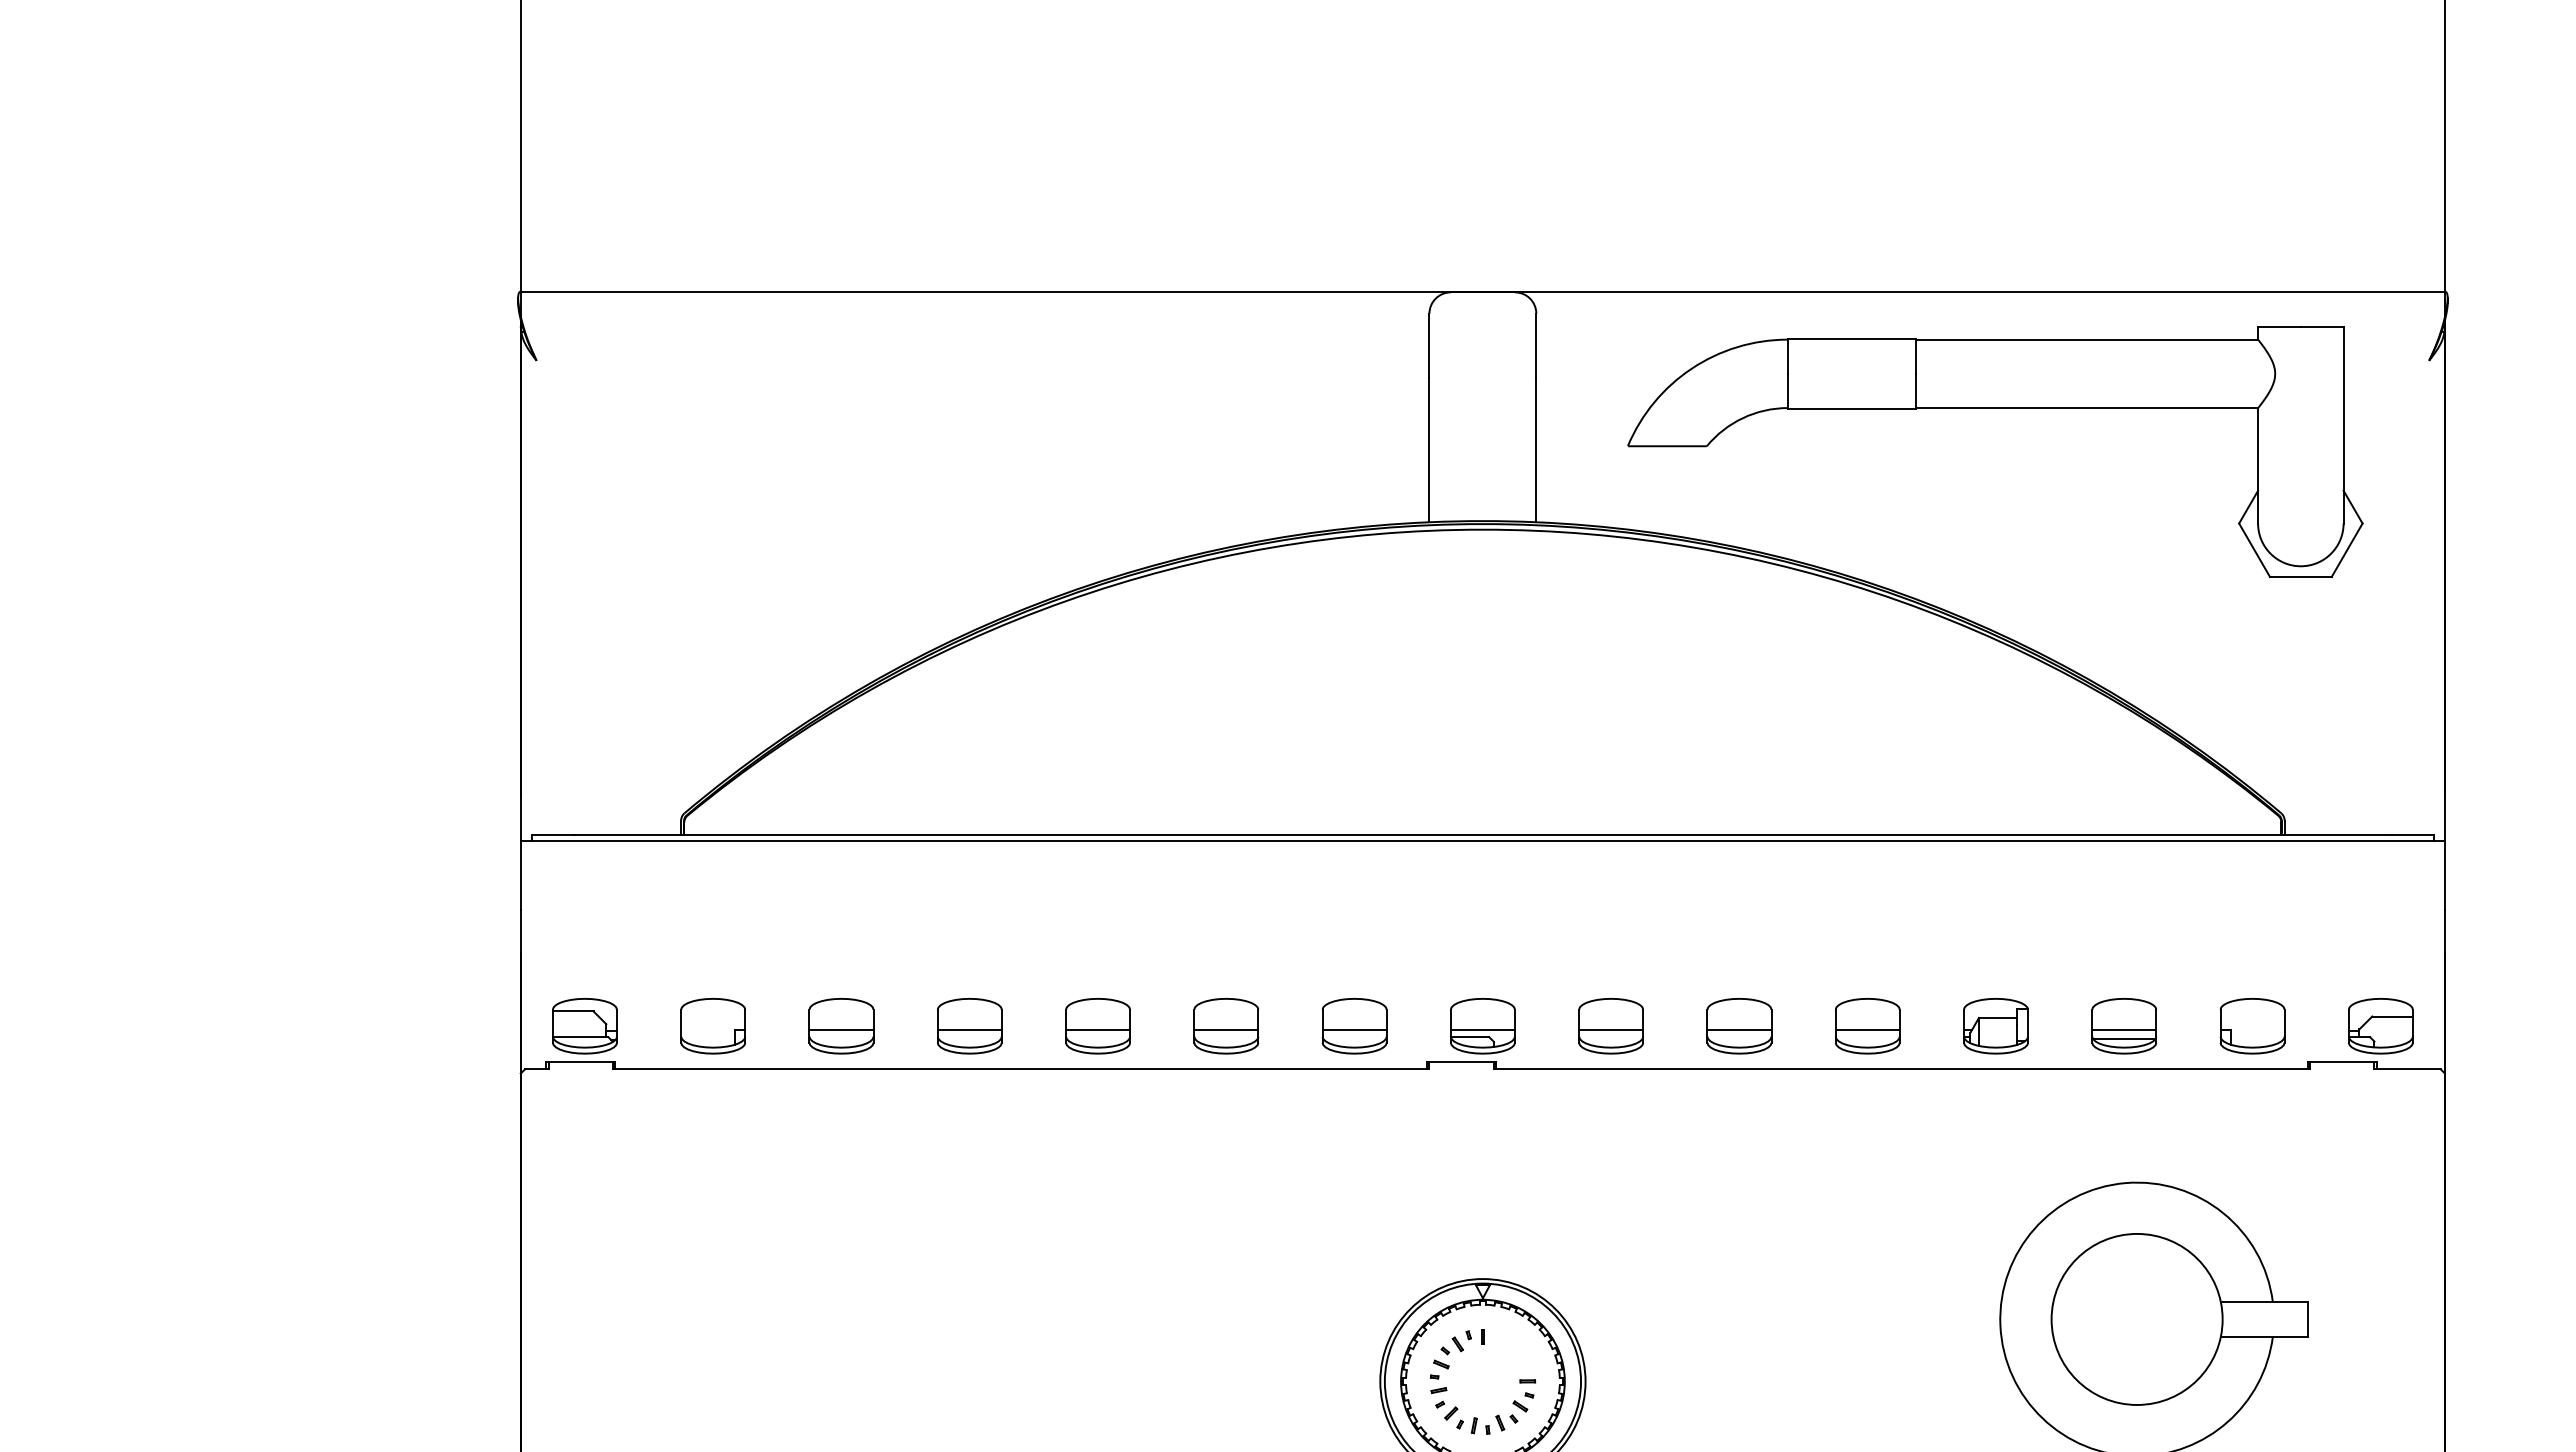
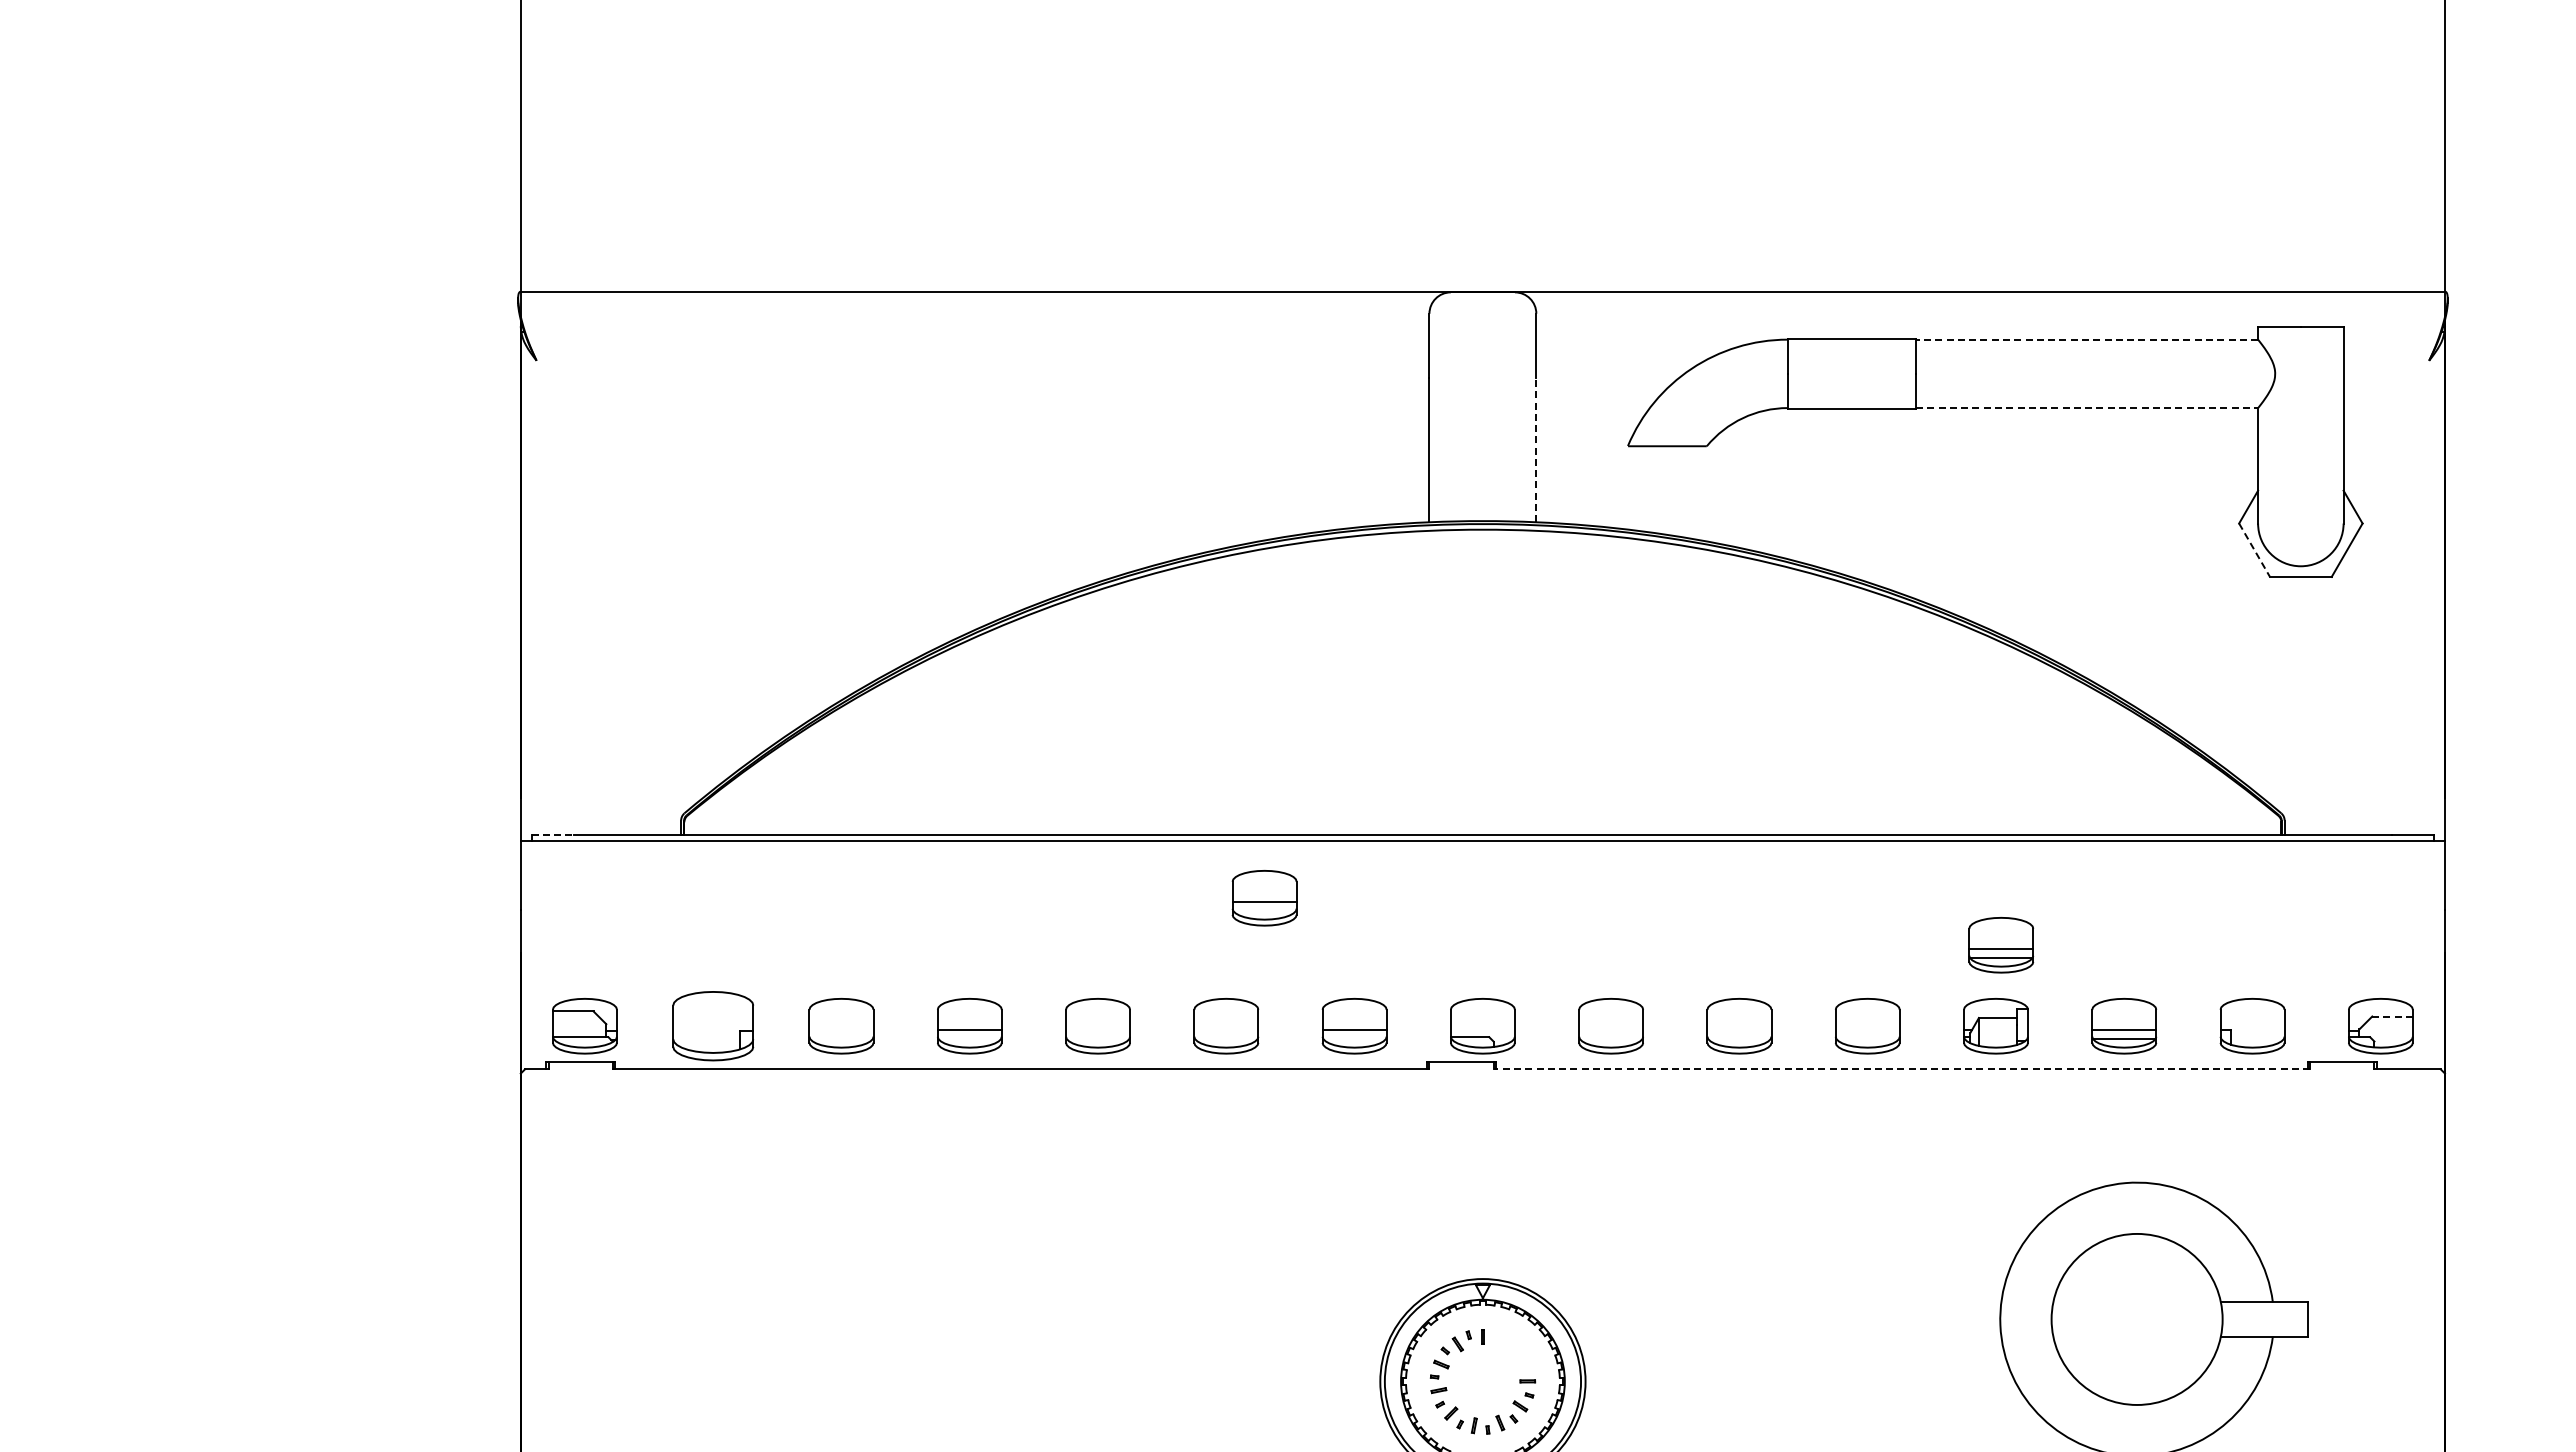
line: solid -> dashed (2086, 339)
line: solid -> dashed (2087, 408)
line: solid -> dashed (1536, 449)
line: solid -> dashed (2254, 550)
line: solid -> dashed (553, 834)
part: none -> present (1264, 898)
part: none -> present (2001, 945)
line: solid -> dashed (2392, 1016)
part size: 66x57 px -> 83x71 px (713, 1026)
line: present -> none (841, 1029)
line: present -> none (1097, 1029)
line: present -> none (1226, 1029)
line: present -> none (1482, 1029)
line: present -> none (1611, 1029)
line: present -> none (1739, 1029)
line: present -> none (1867, 1029)
line: solid -> dashed (1901, 1069)
